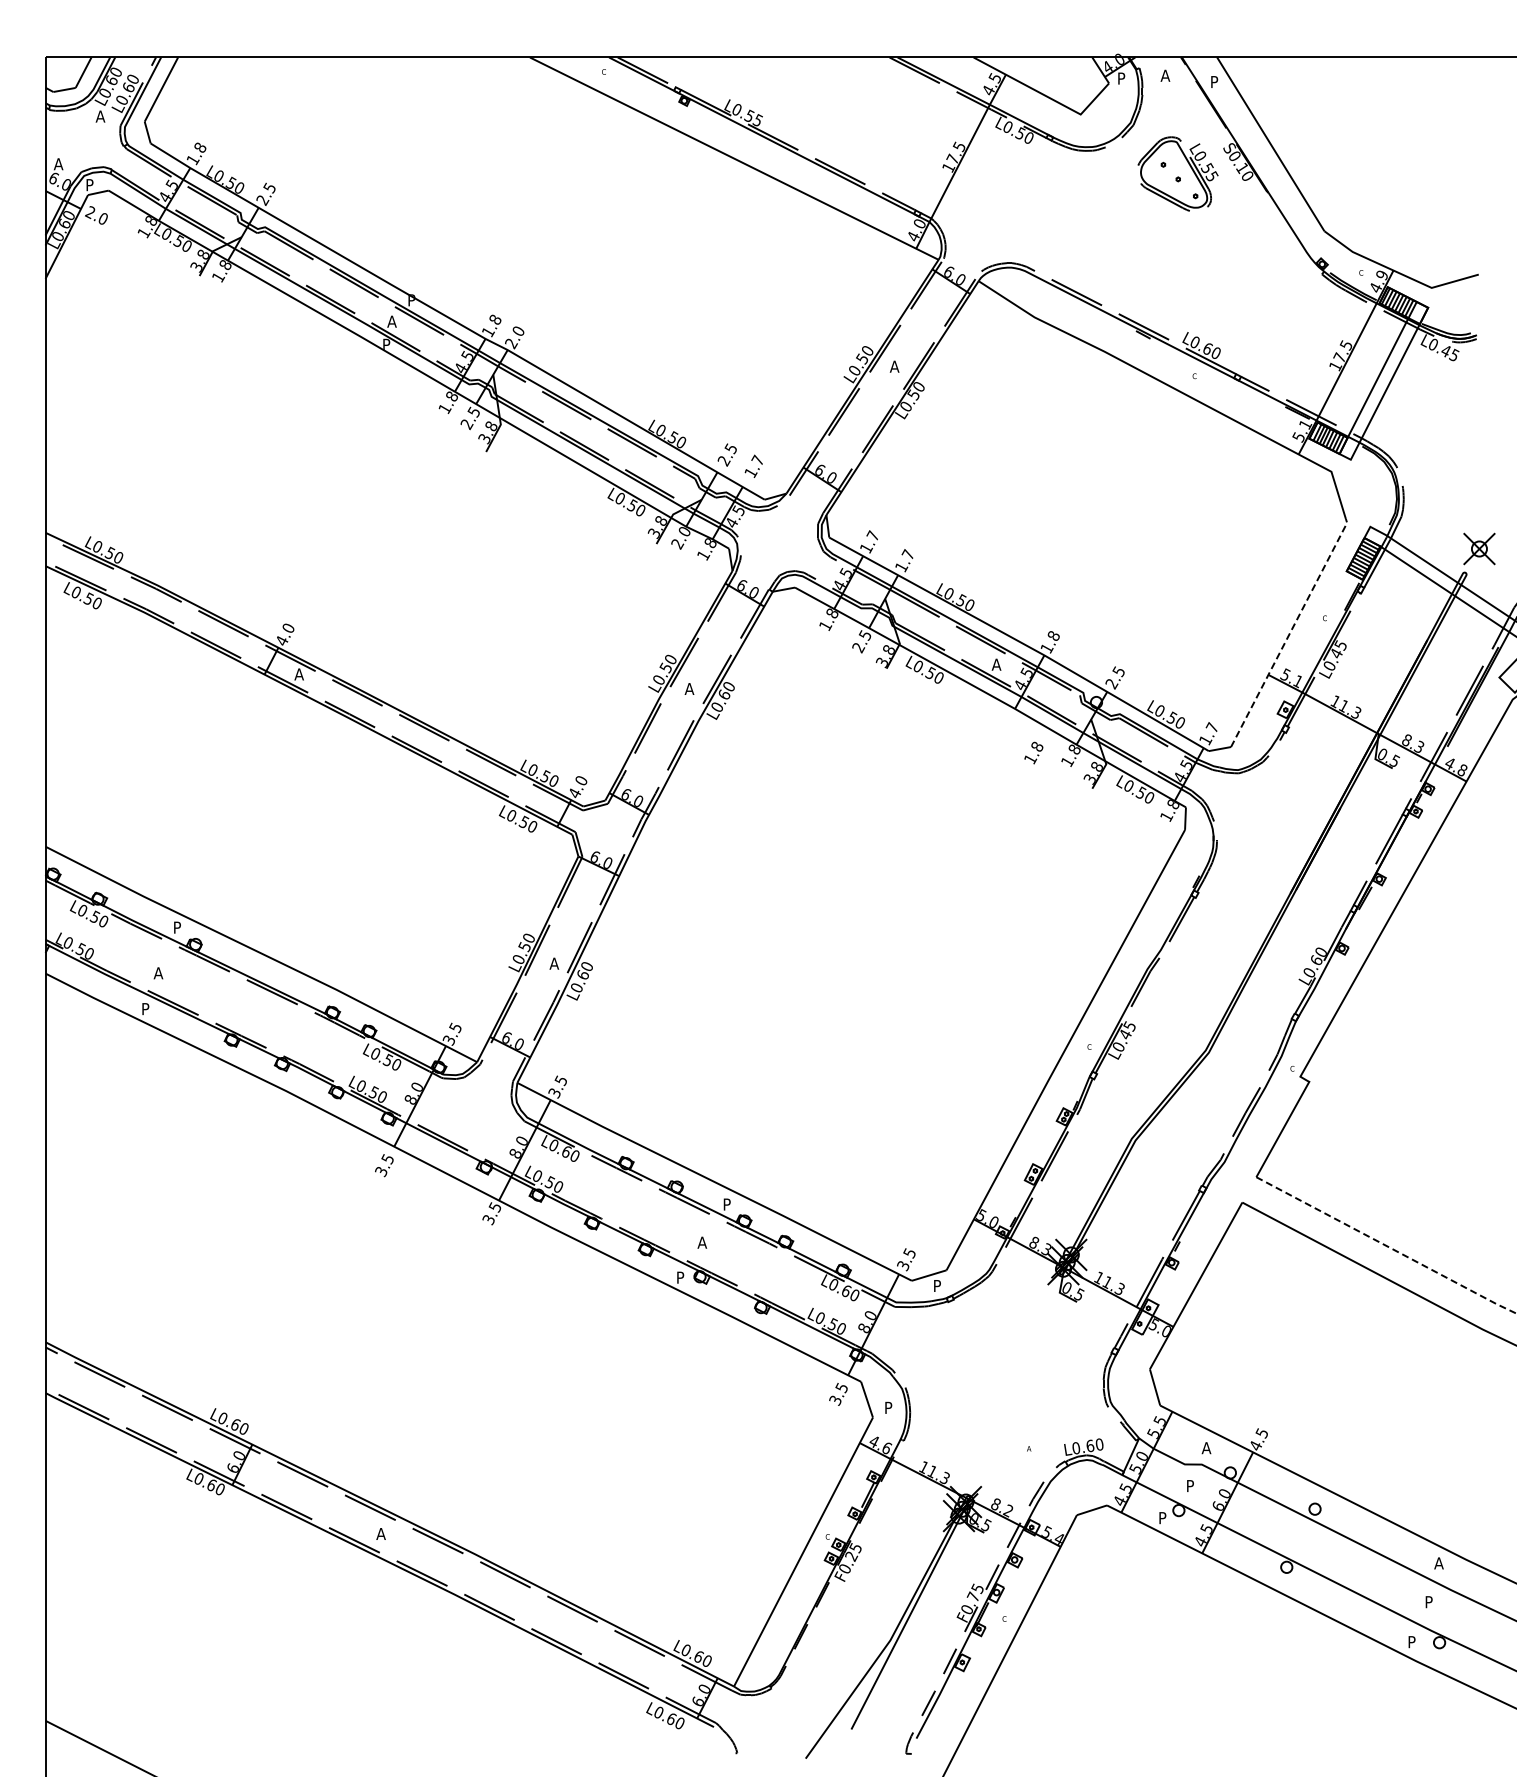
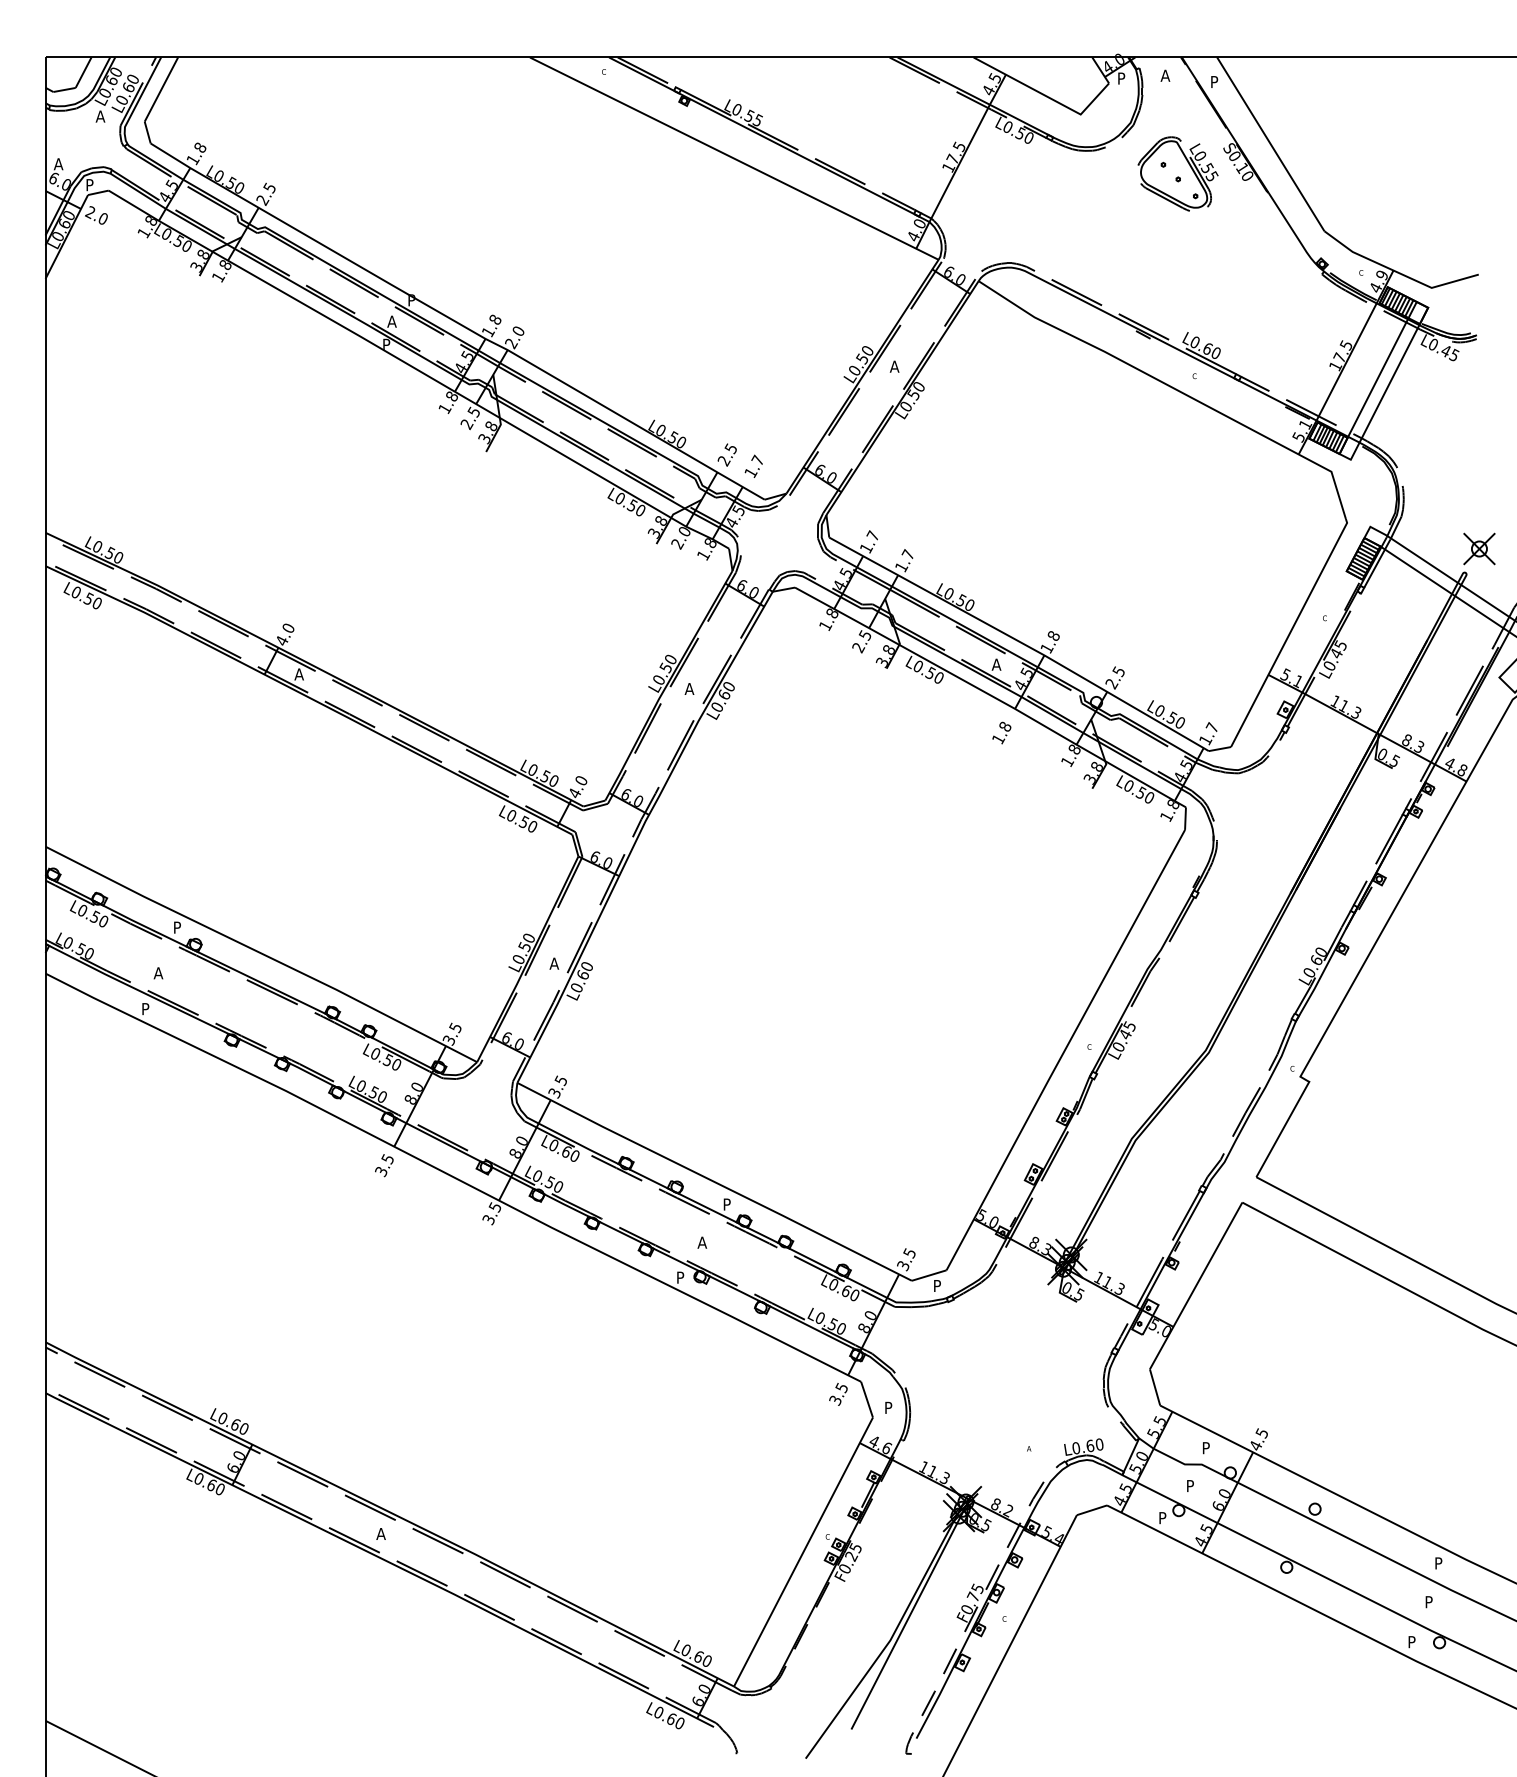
line: dashed -> solid (1290, 631)
text position: (1033, 752) -> (1001, 732) (1001, 732)
line: dashed -> solid (1386, 1246)
text: A -> P (1206, 1448)
text: A -> P (1438, 1563)
